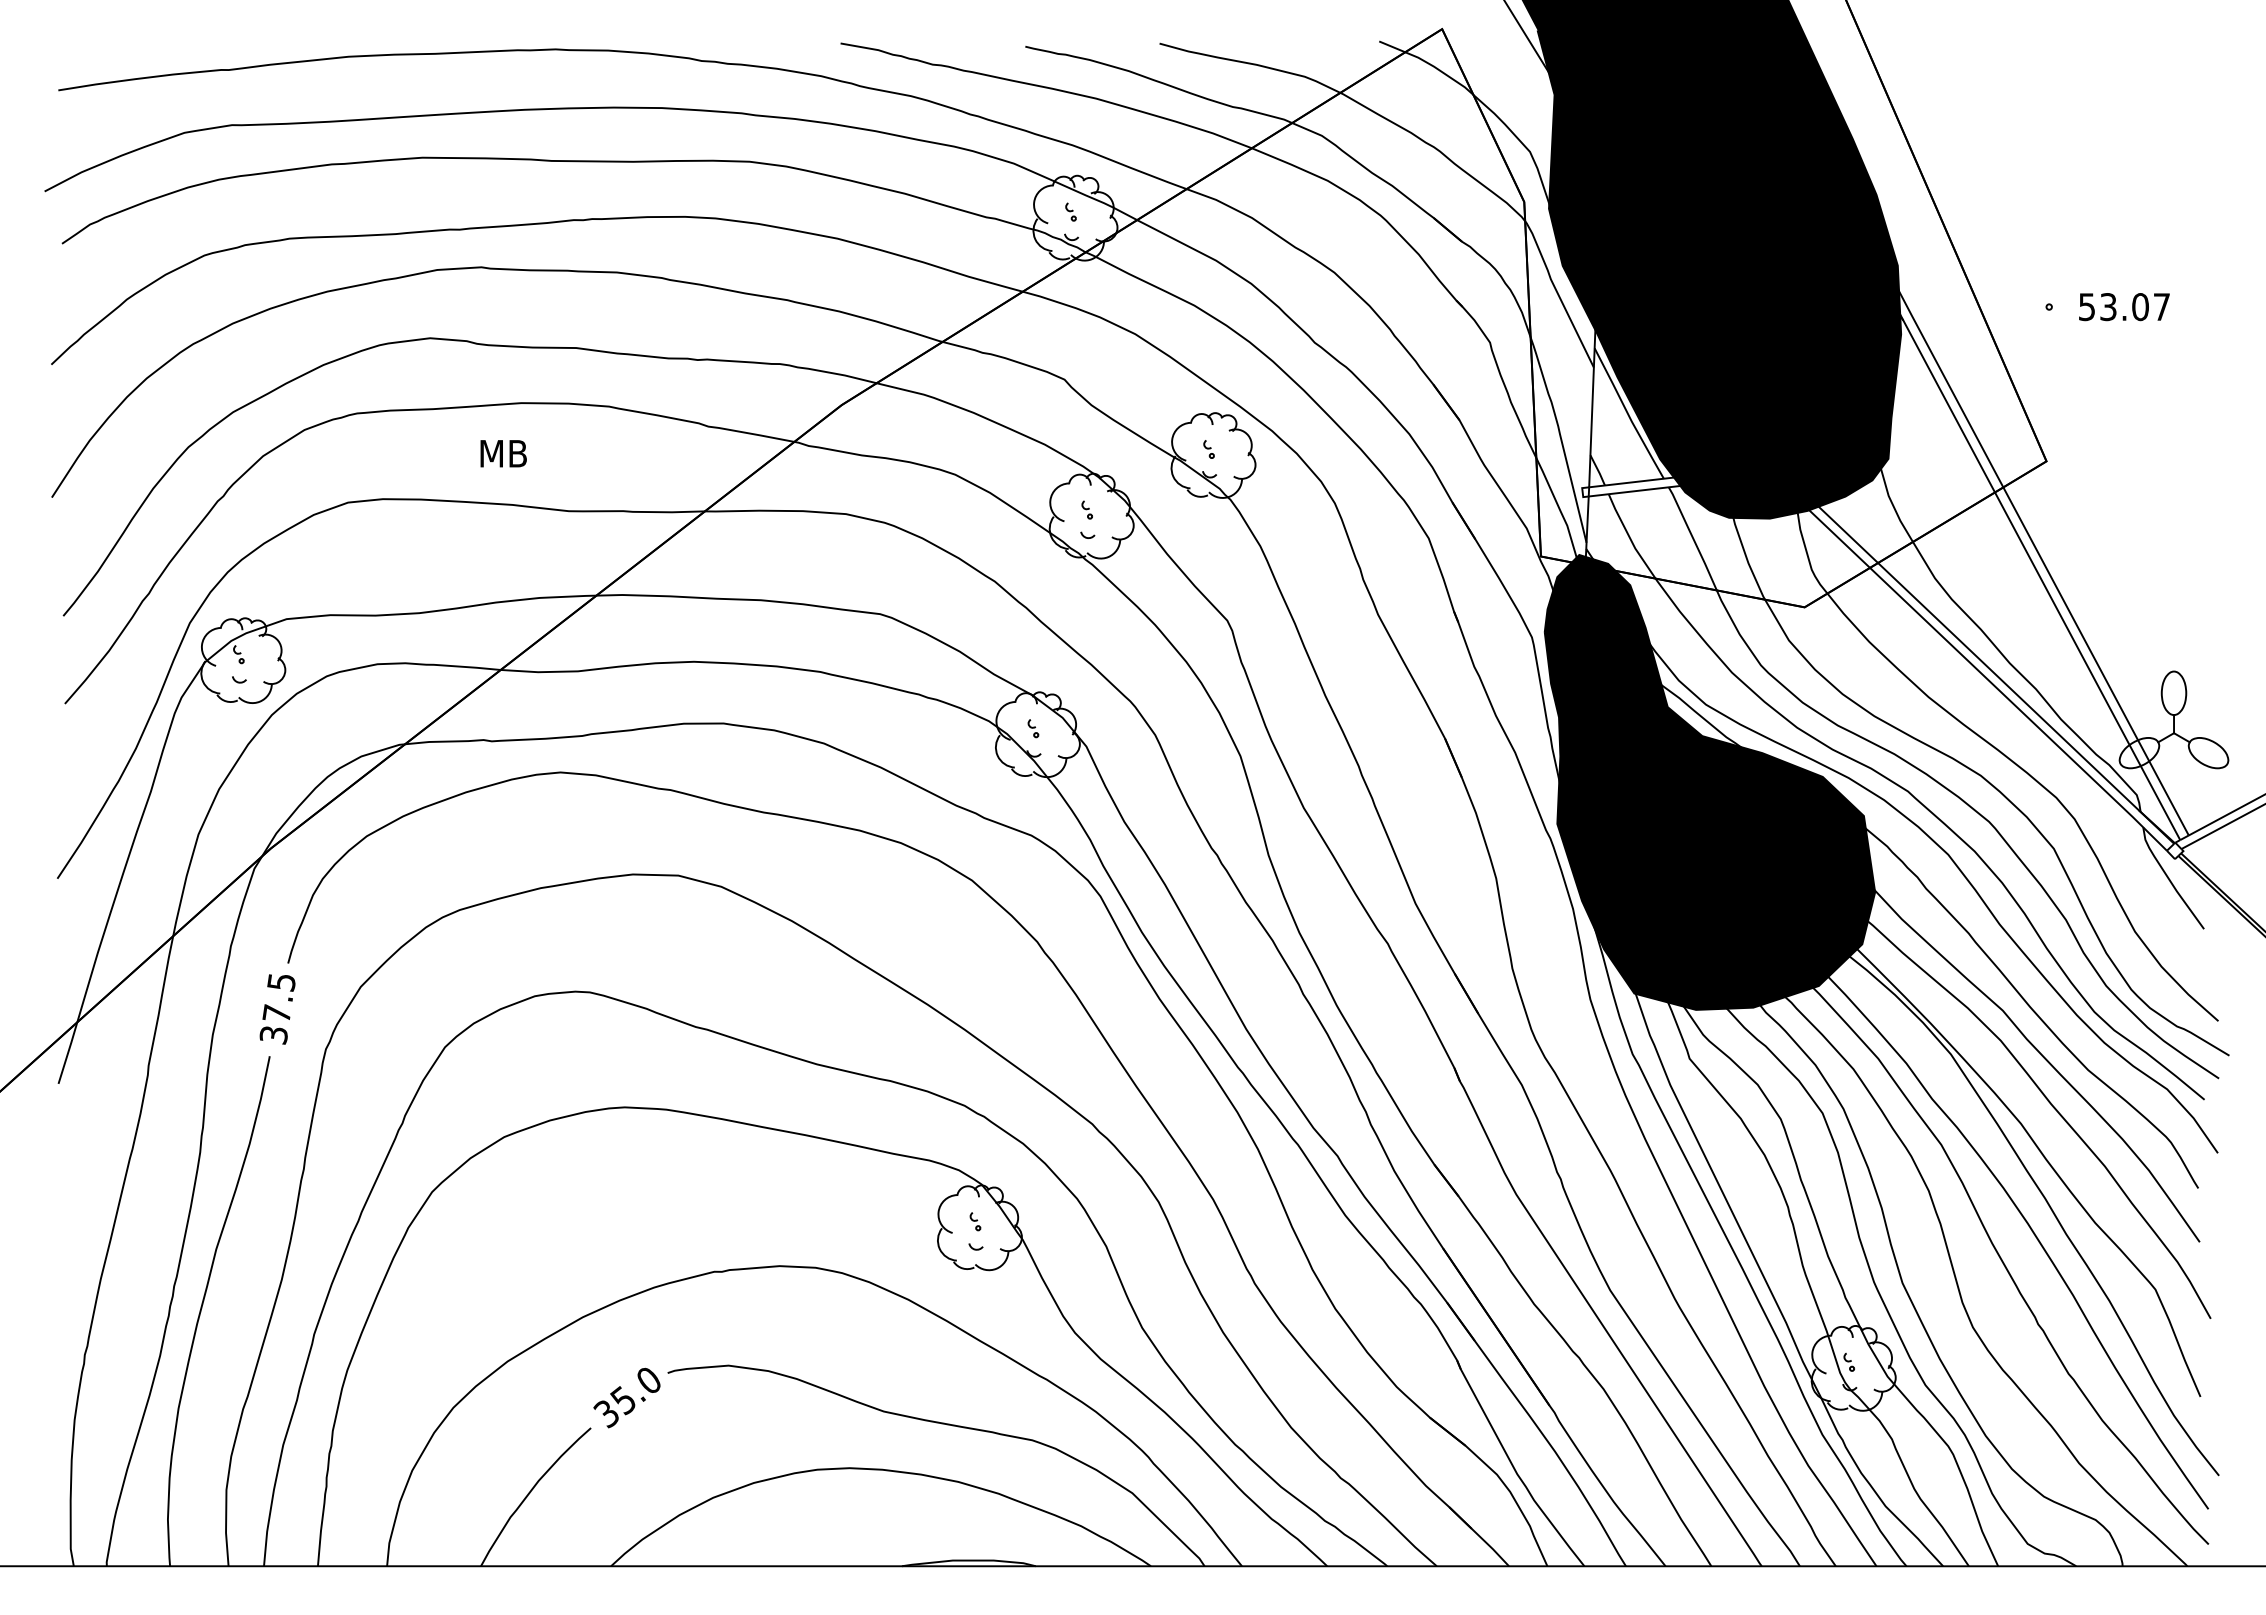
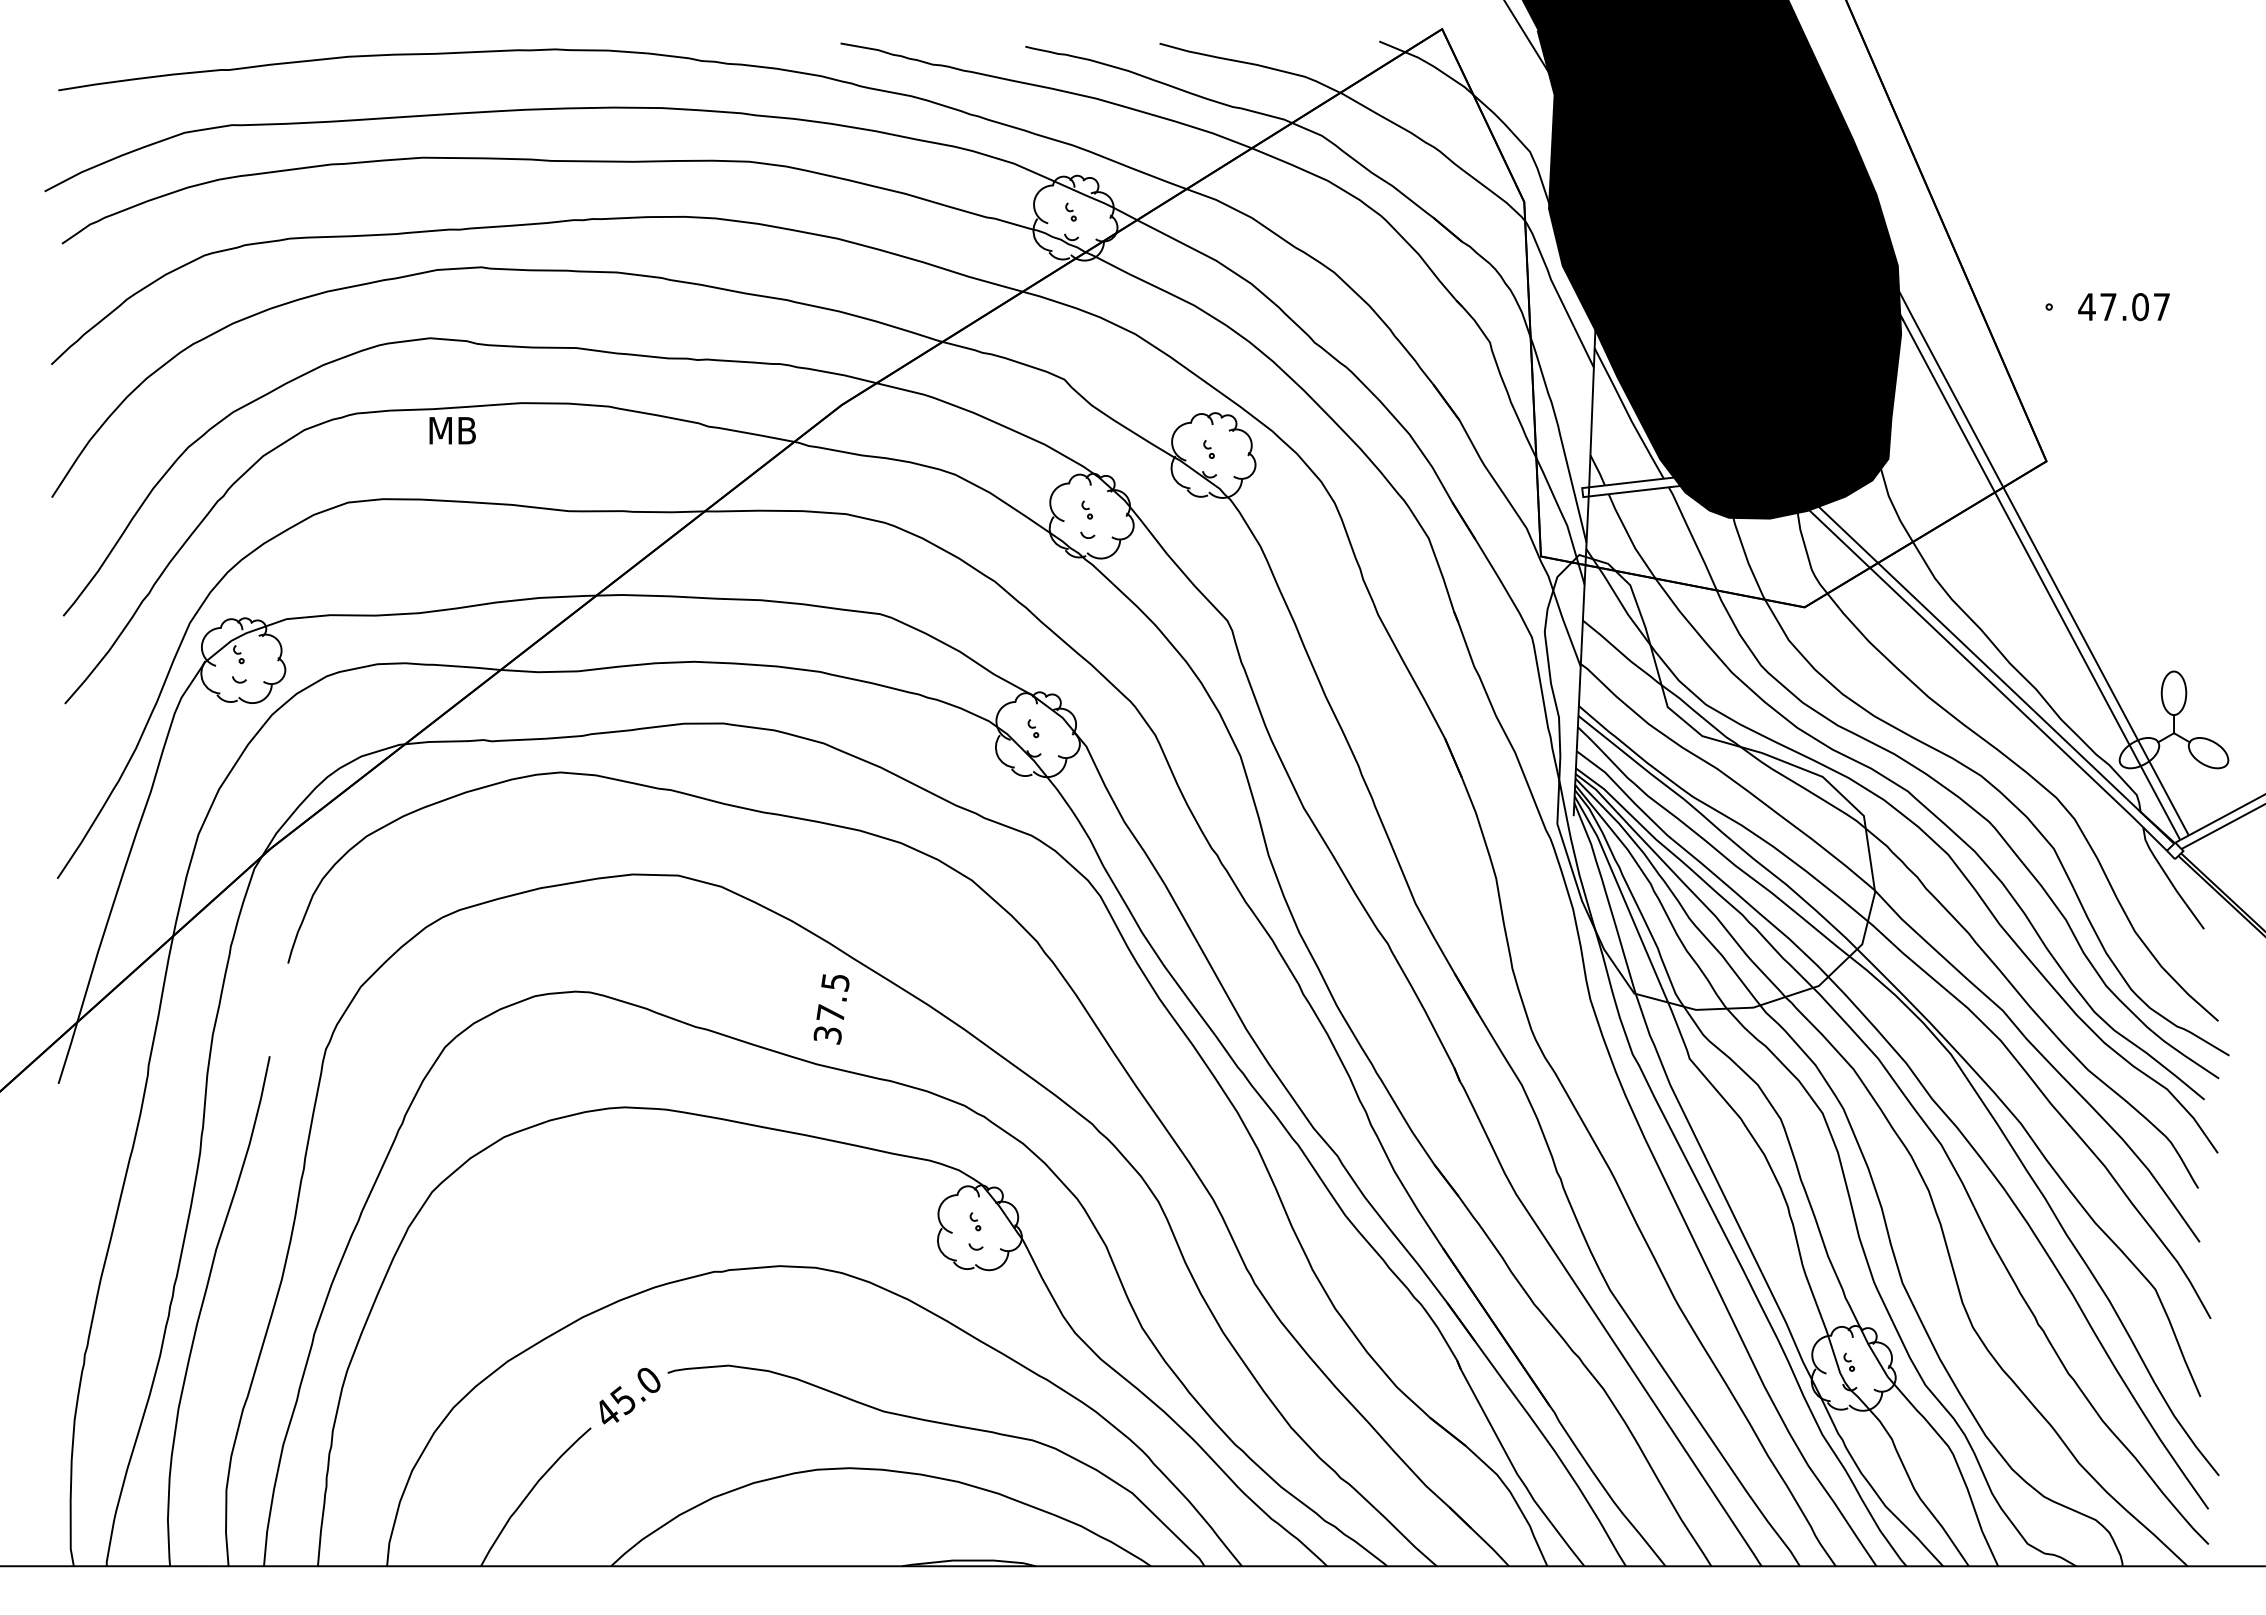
text: 53.07 -> 47.07 (2097, 307)
text position: (503, 453) -> (452, 430) (452, 430)
fill: present -> none (1709, 781)
text position: (277, 1009) -> (831, 1009) (831, 1009)
text: 35.0 -> 45.0 (606, 1413)
